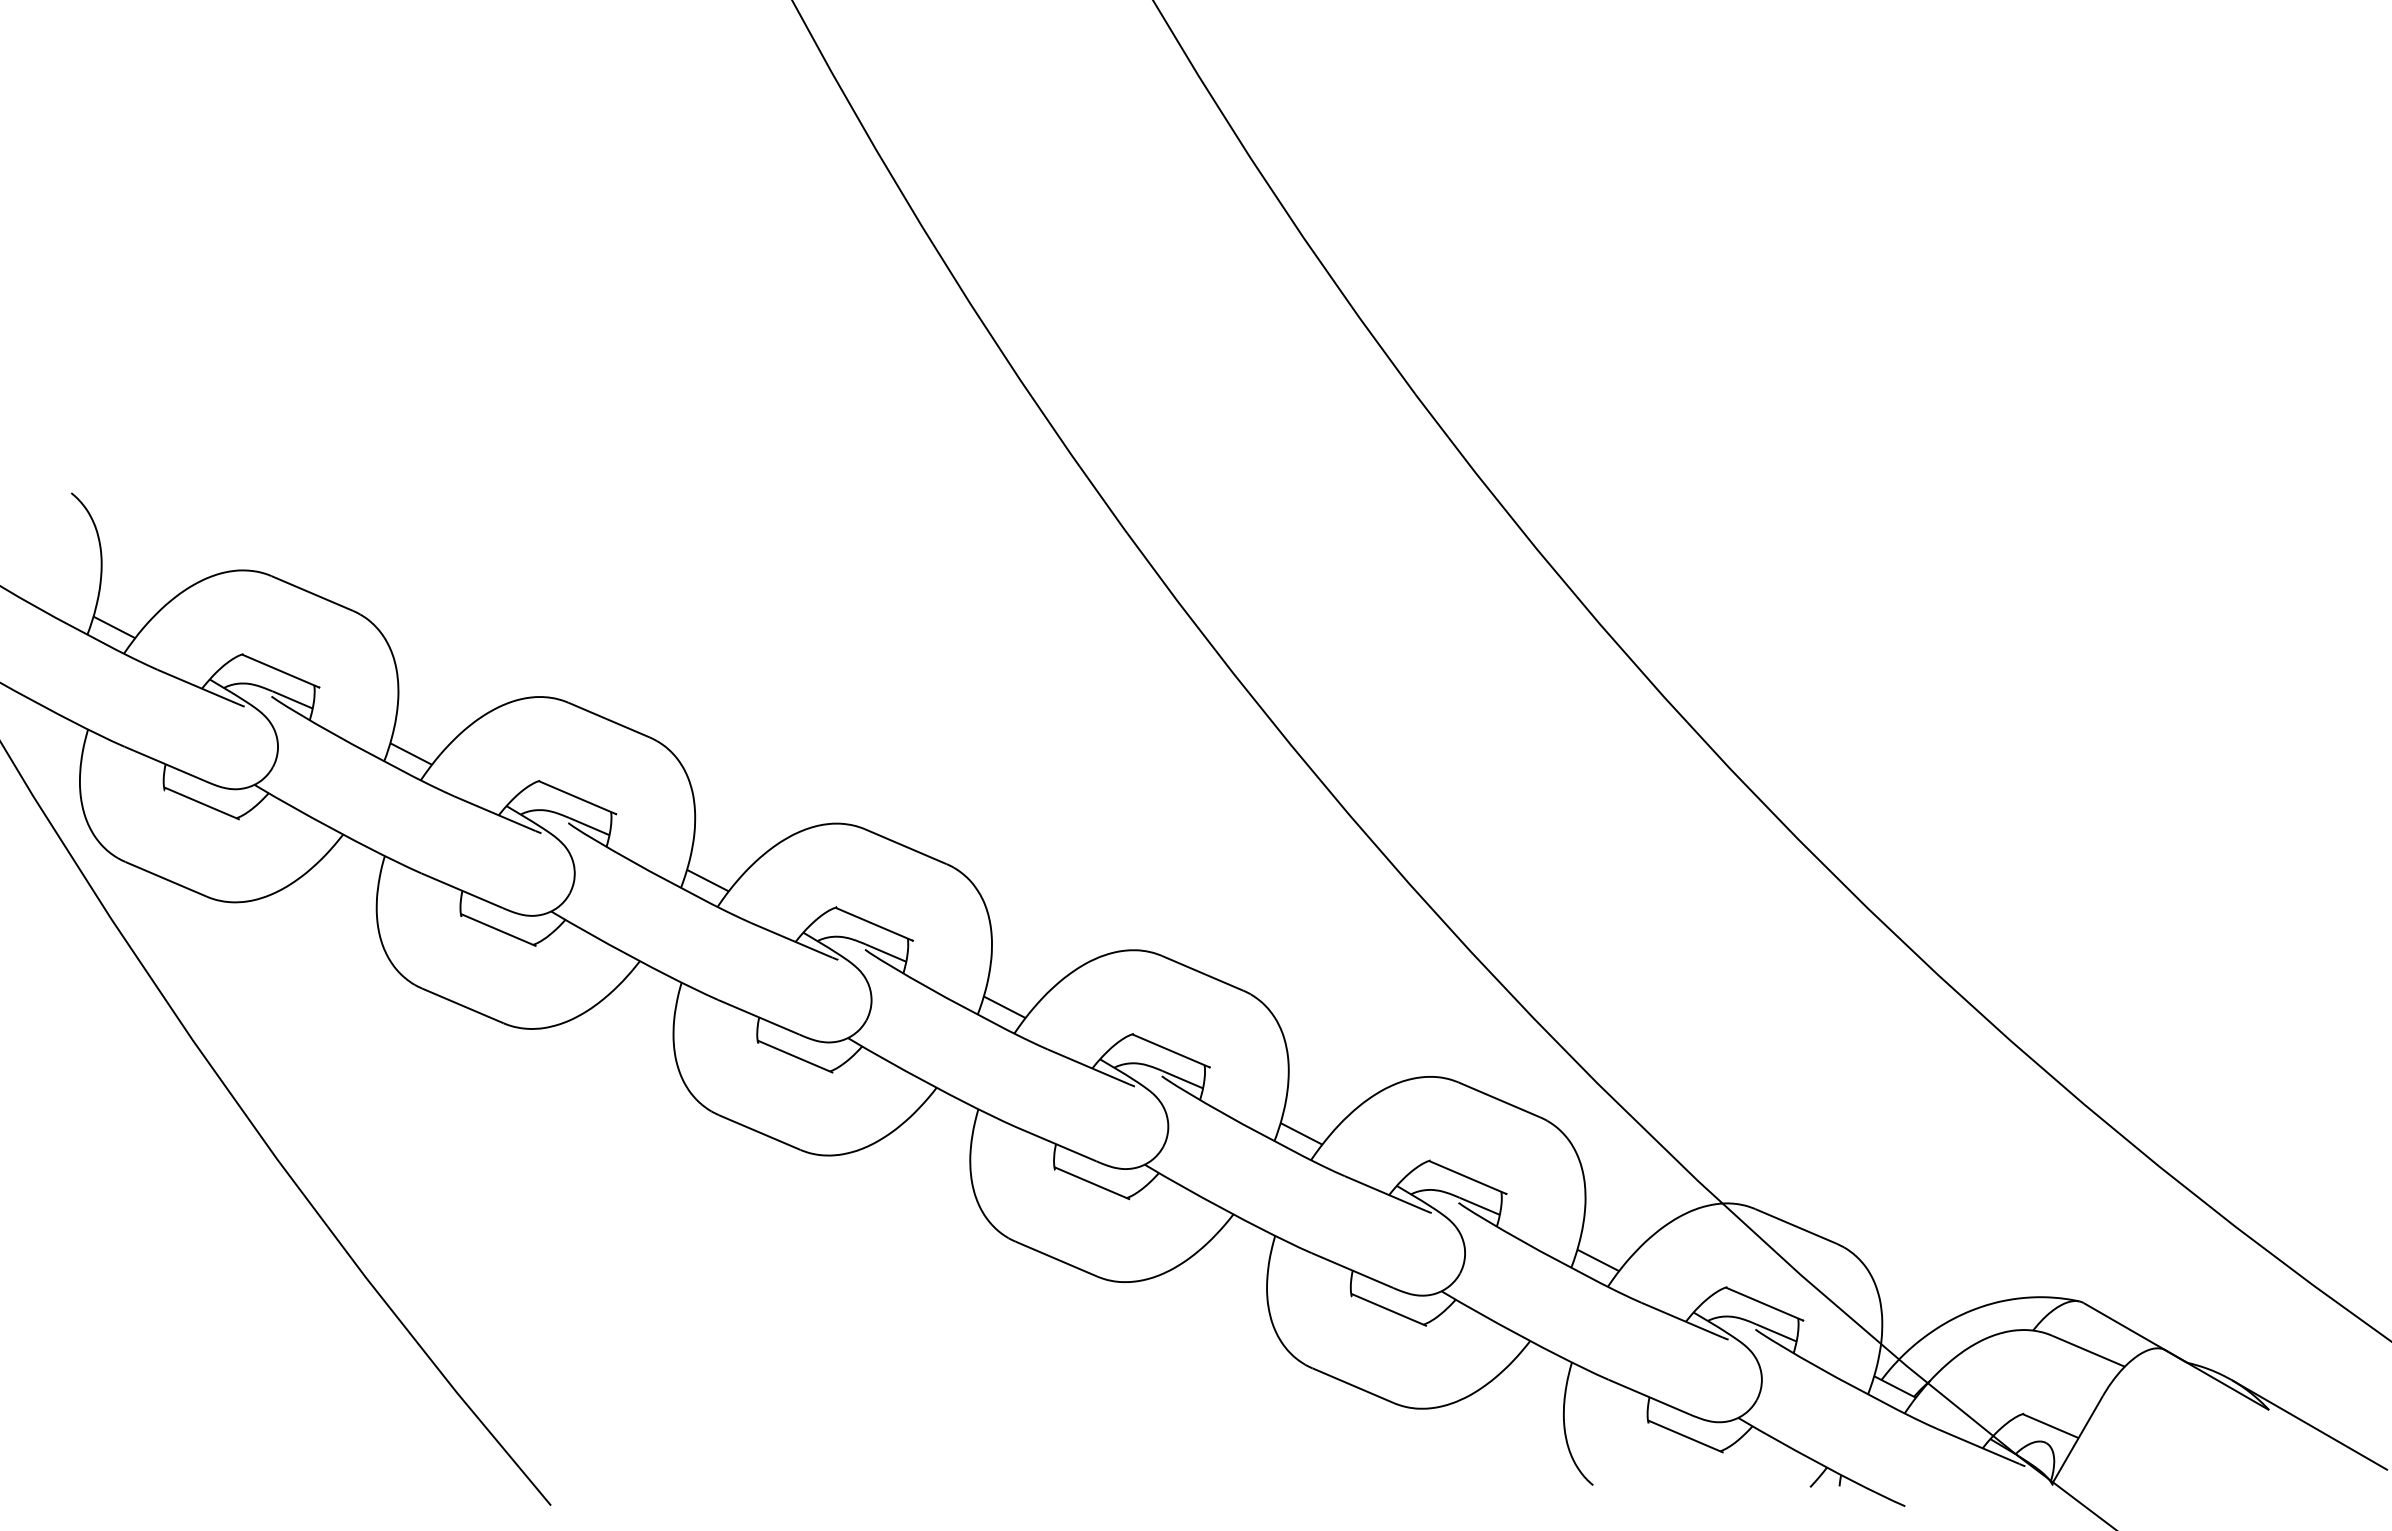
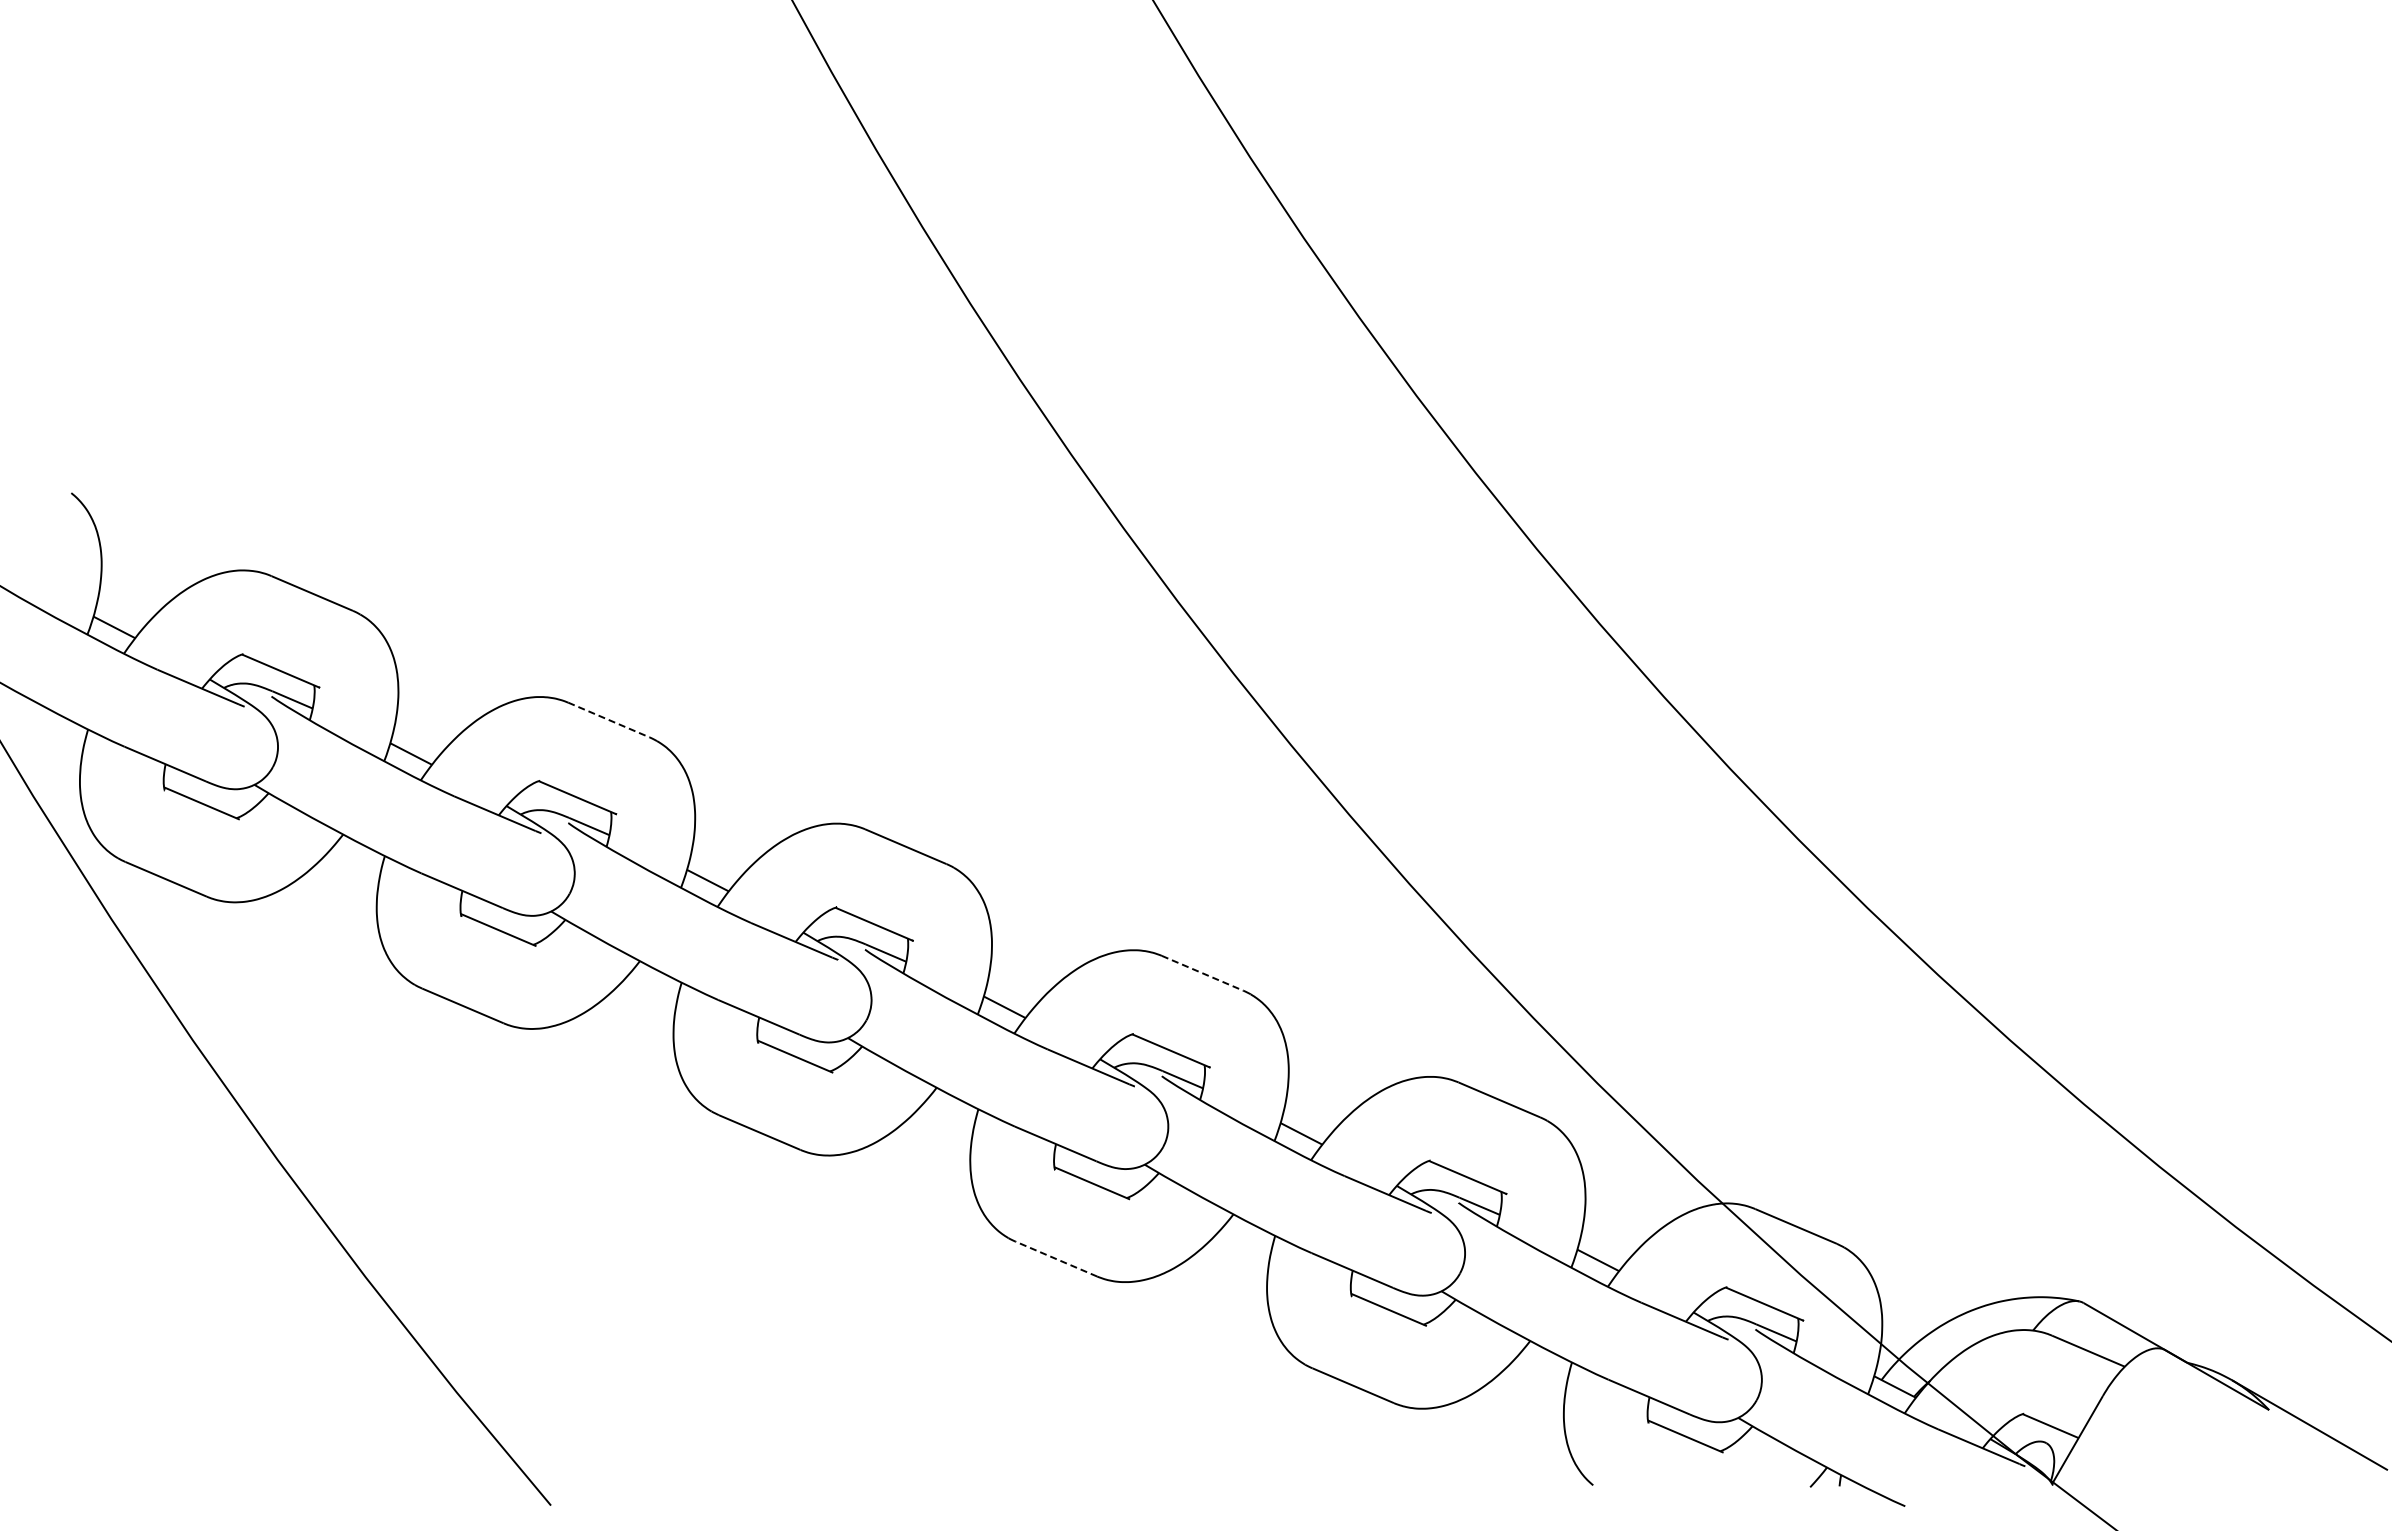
line: solid -> dashed (609, 720)
line: solid -> dashed (1203, 973)
line: solid -> dashed (1055, 1258)
